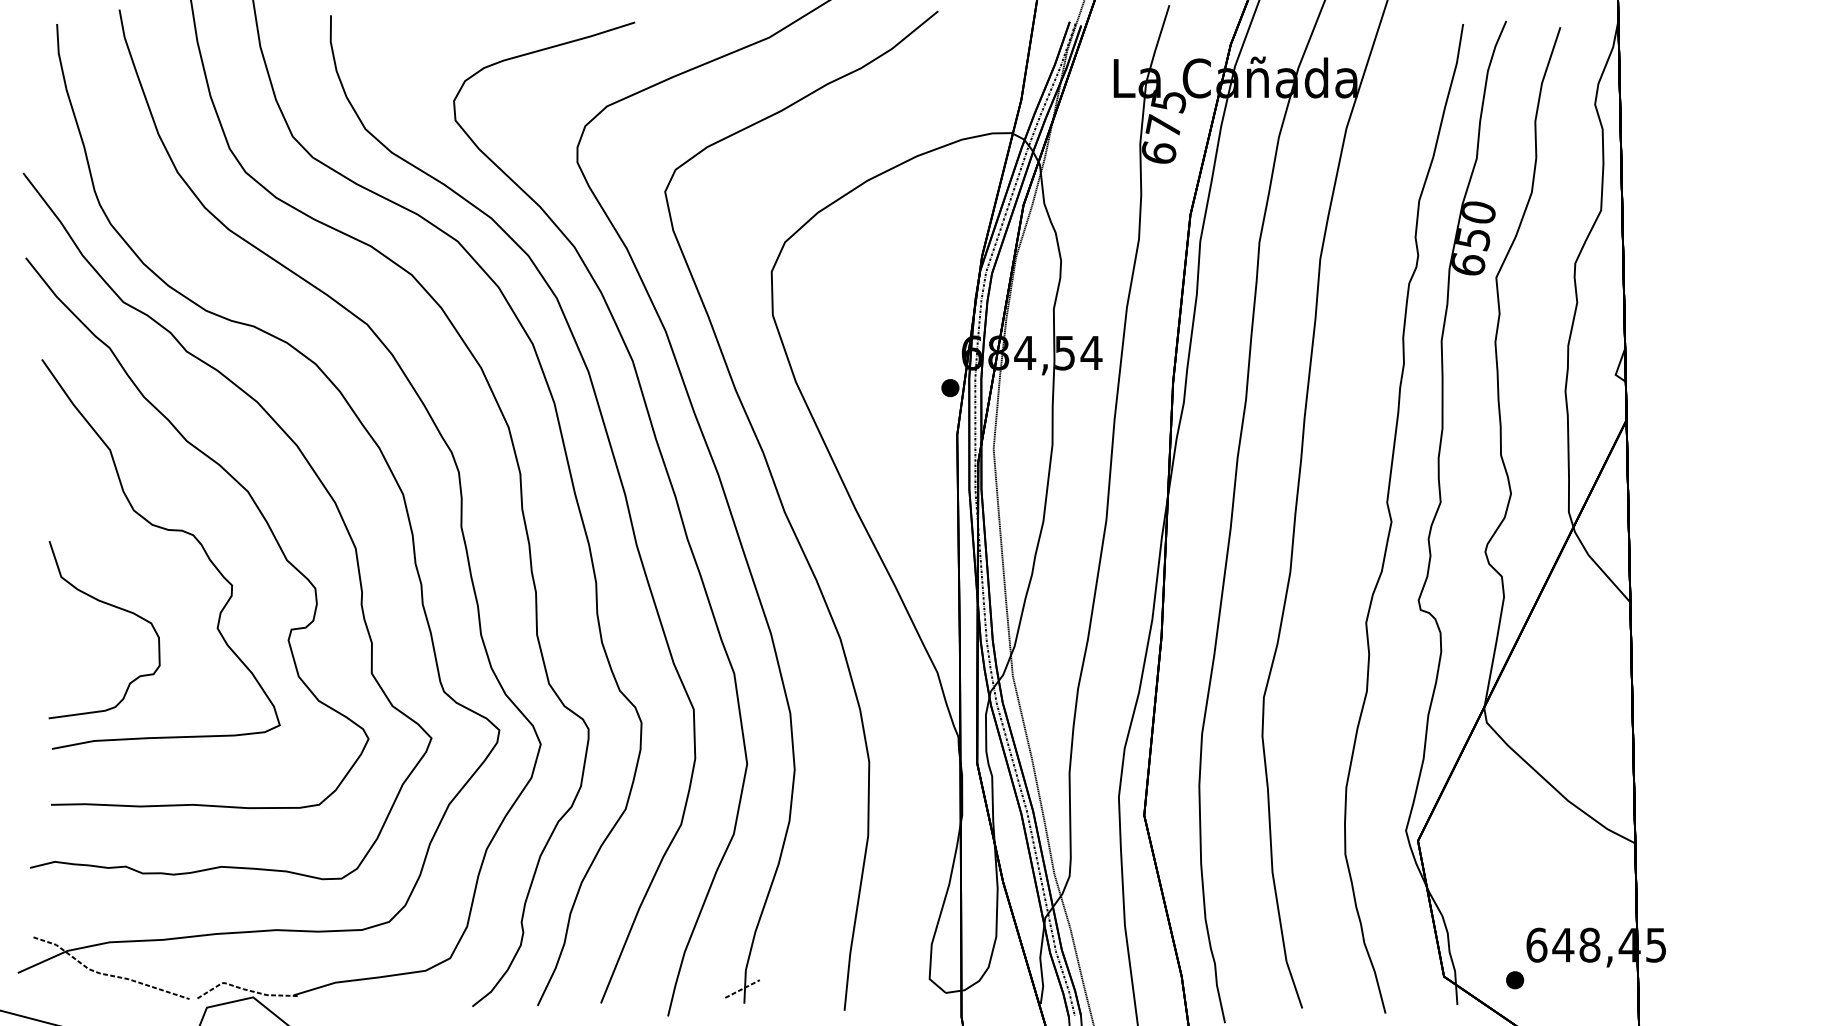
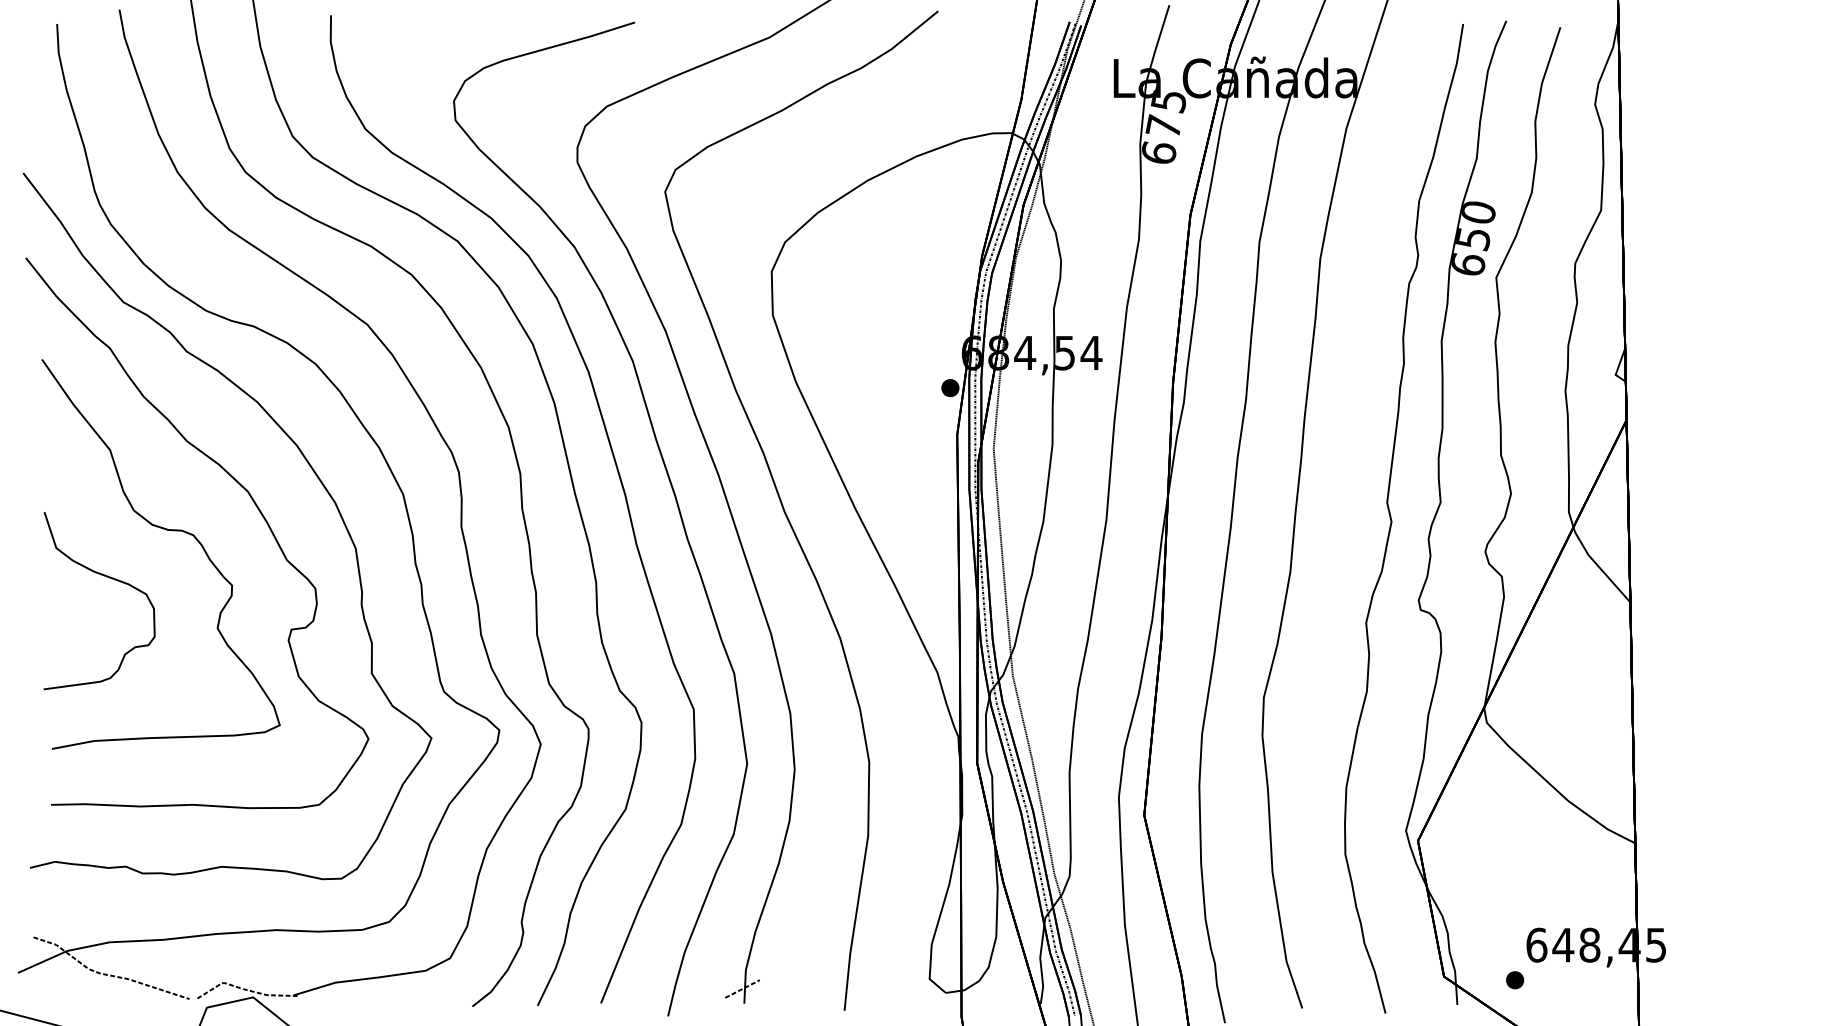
part position: (111, 606) -> (106, 577) (106, 577)
